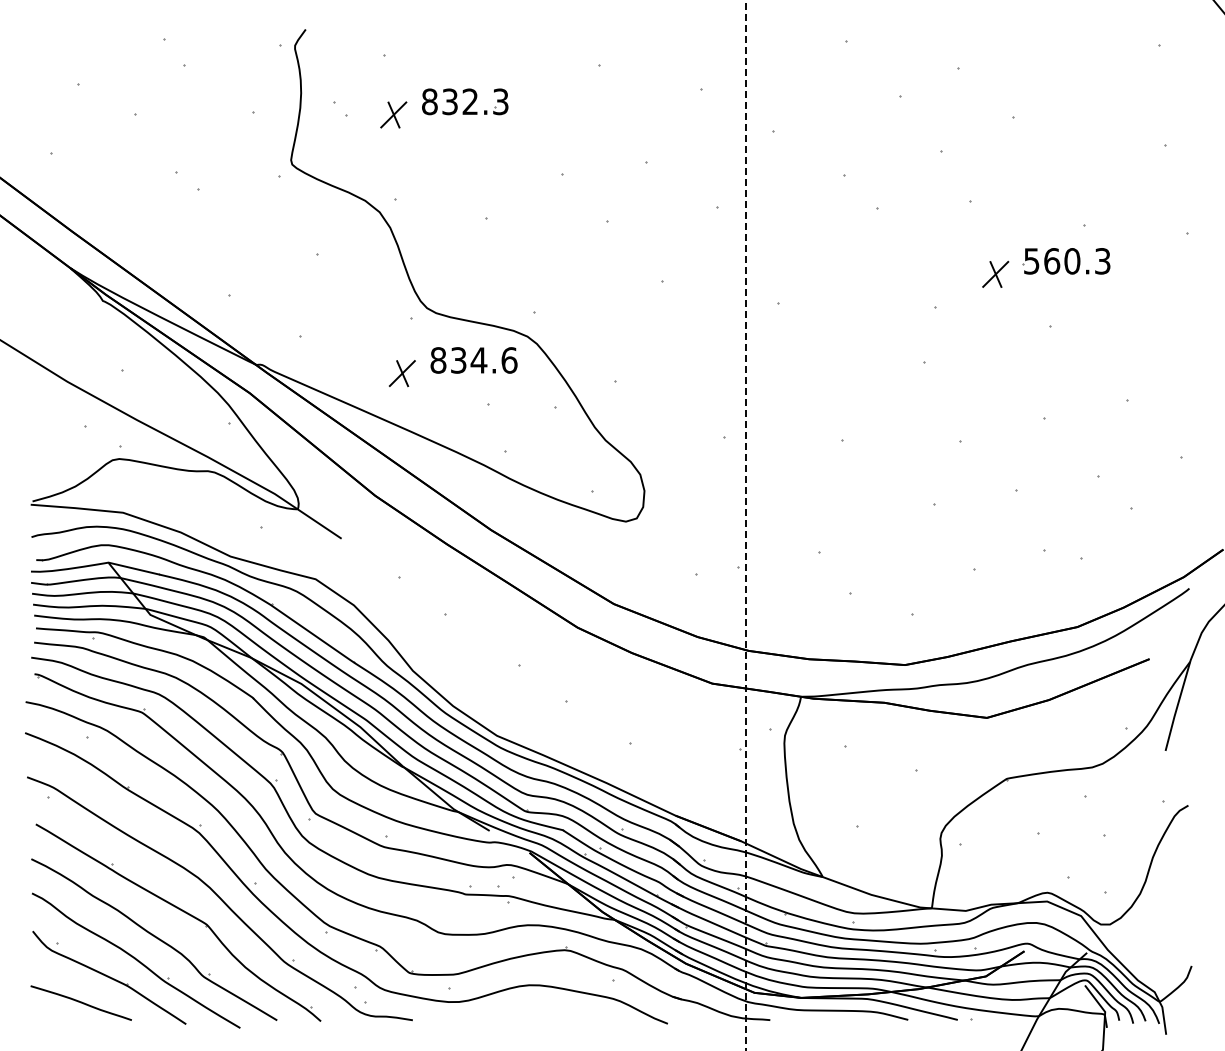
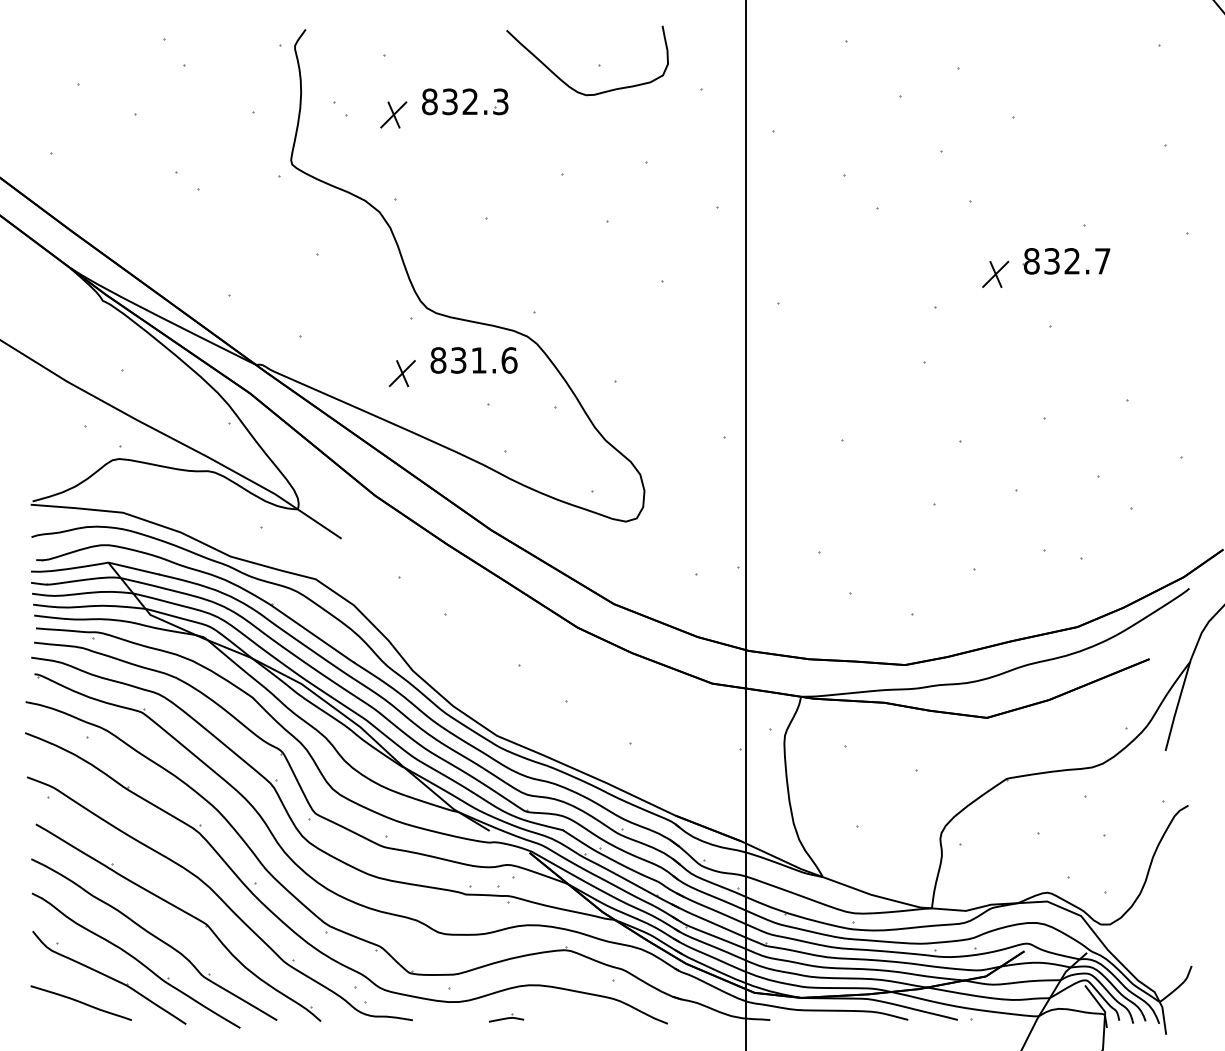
curve: none -> present (568, 84)
text: 560.3 -> 832.7 (1067, 261)
text: 834.6 -> 831.6 (478, 360)
line: dashed -> solid (746, 526)
part: none -> present (506, 1017)
